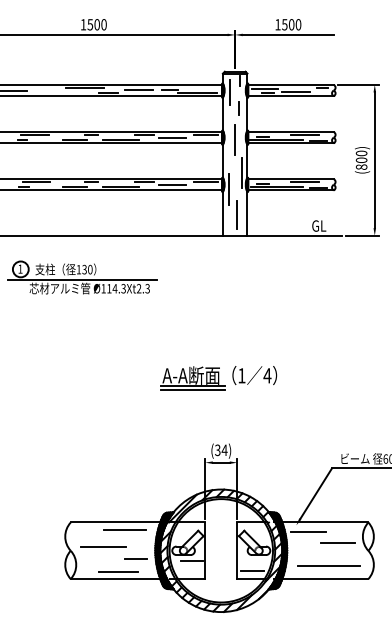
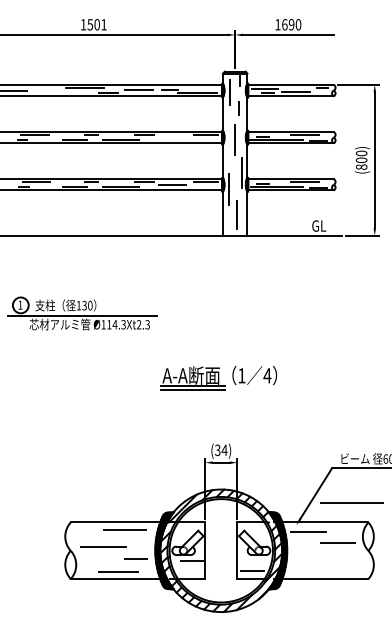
text: 1500 -> 1501 (103, 24)
text: 1500 -> 1690 (288, 24)
line: present -> none (172, 138)
part position: (82, 277) -> (82, 313) (82, 313)
line position: (328, 565) -> (351, 502) (351, 502)
